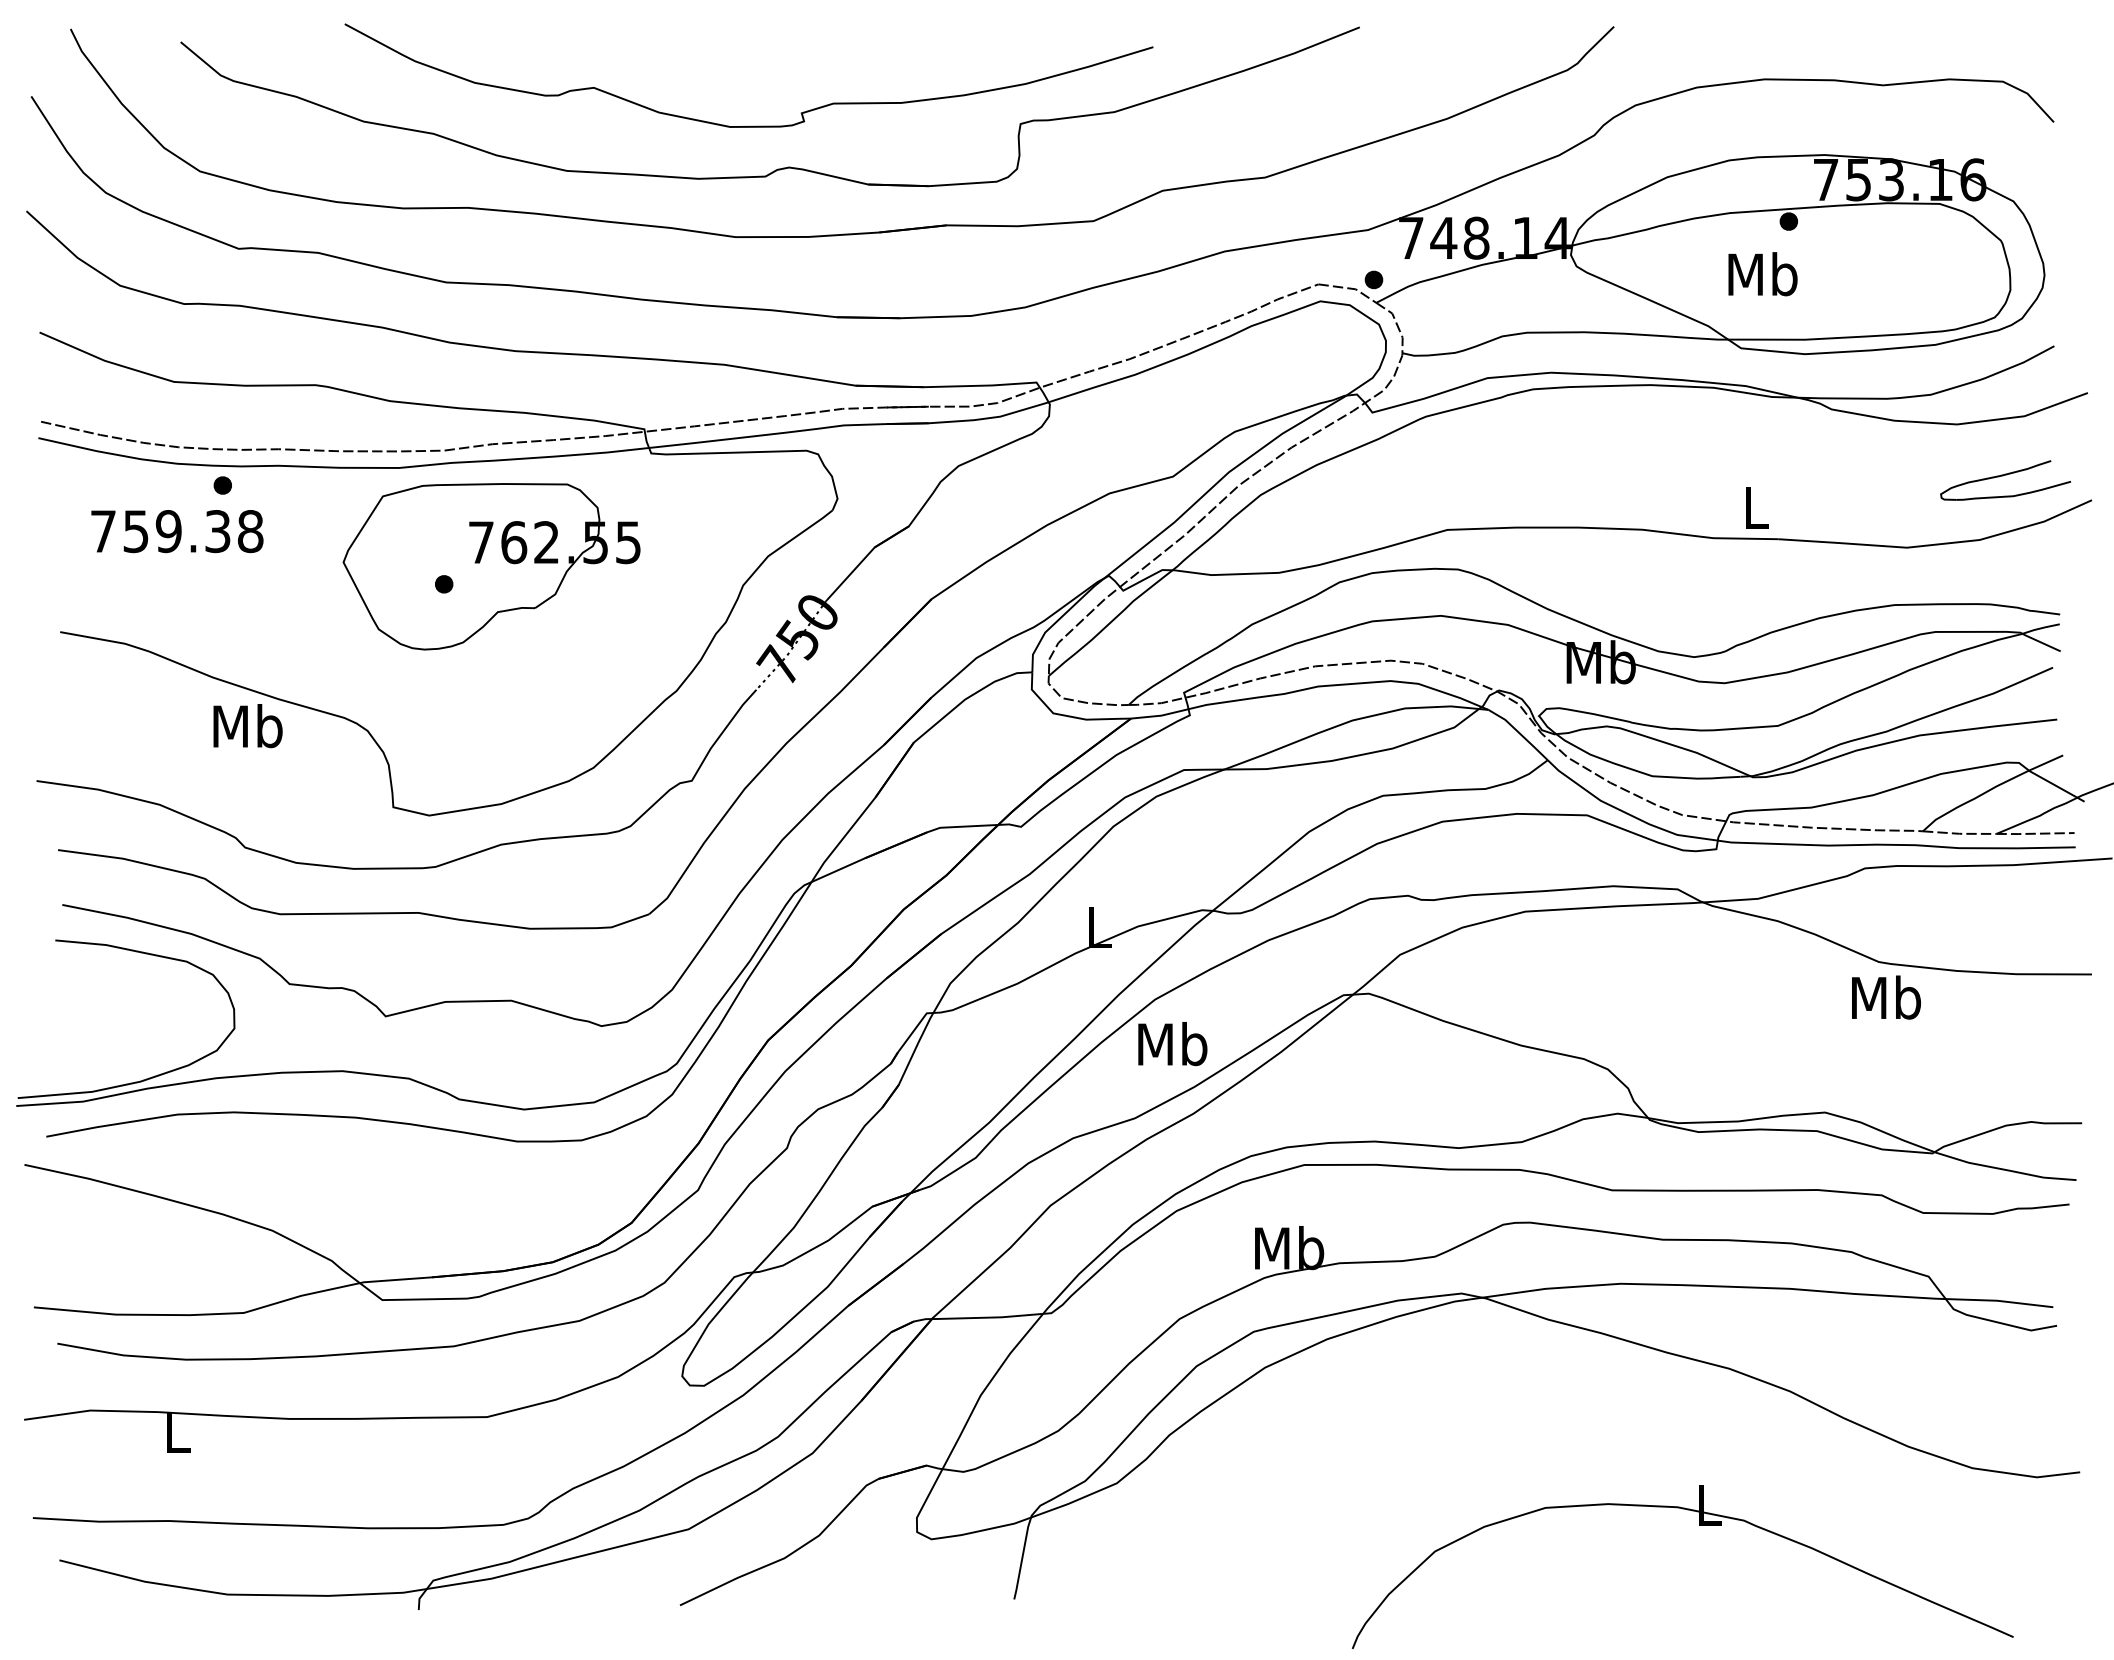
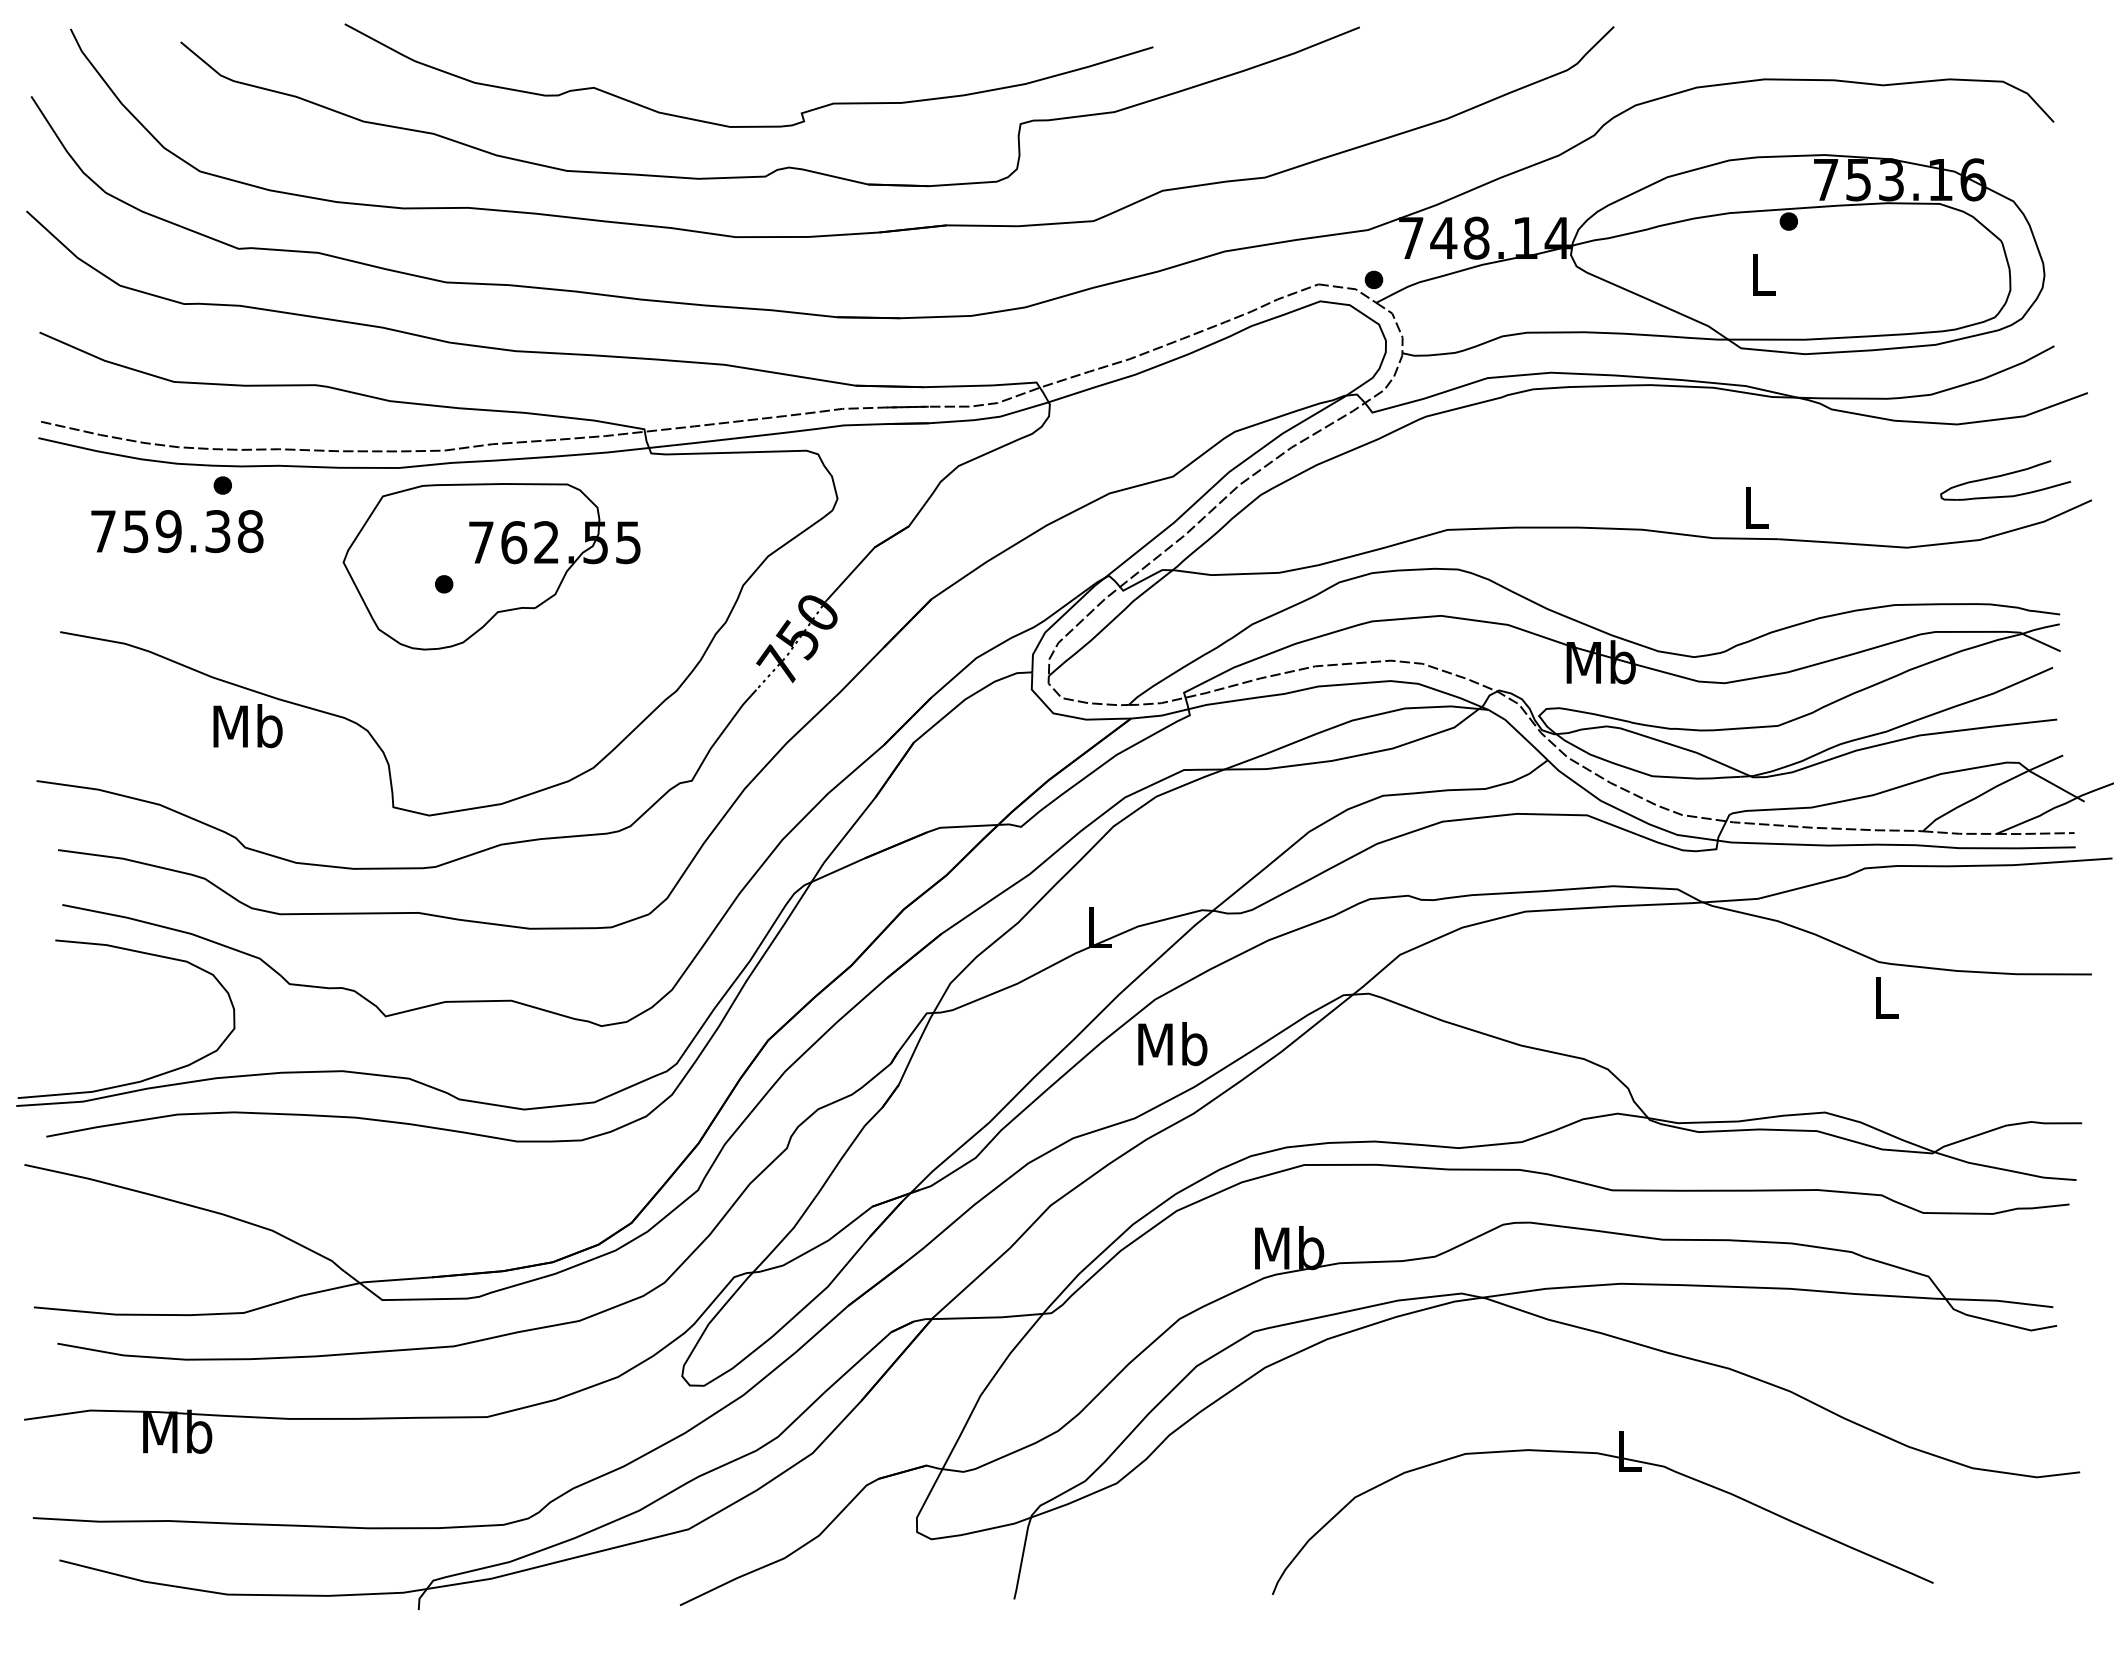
text: Mb -> L (1762, 274)
text: Mb -> L (1886, 997)
text: L -> Mb (177, 1431)
part position: (1699, 1525) -> (1619, 1471) (1619, 1471)
